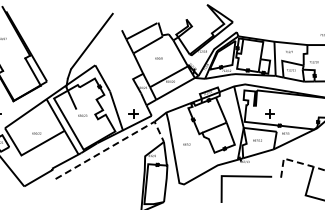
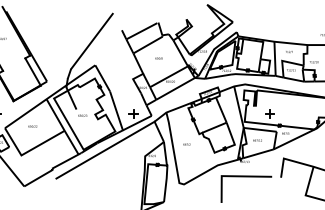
text position: (36, 133) -> (32, 126) (32, 126)
line: dashed -> solid (115, 144)
line: dashed -> solid (295, 161)
